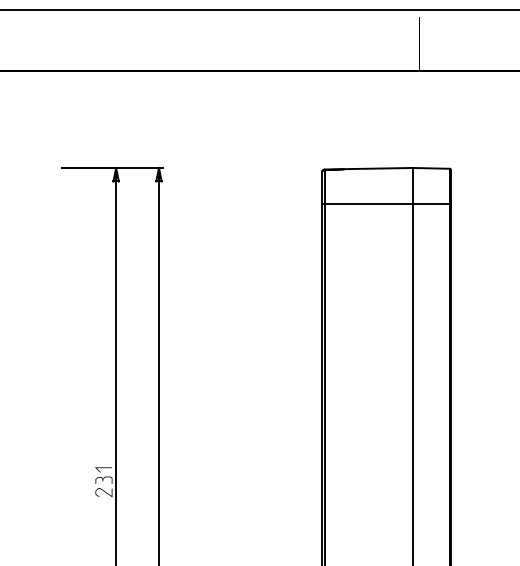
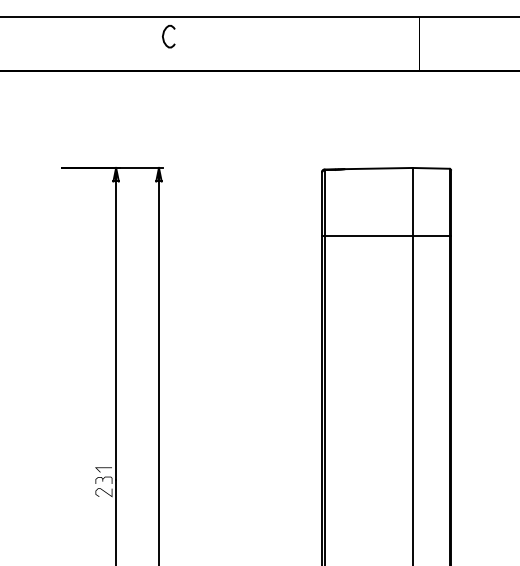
line position: (259, 9) -> (259, 16) (259, 16)
curve: none -> present (164, 34)
line position: (386, 204) -> (386, 236) (386, 236)
